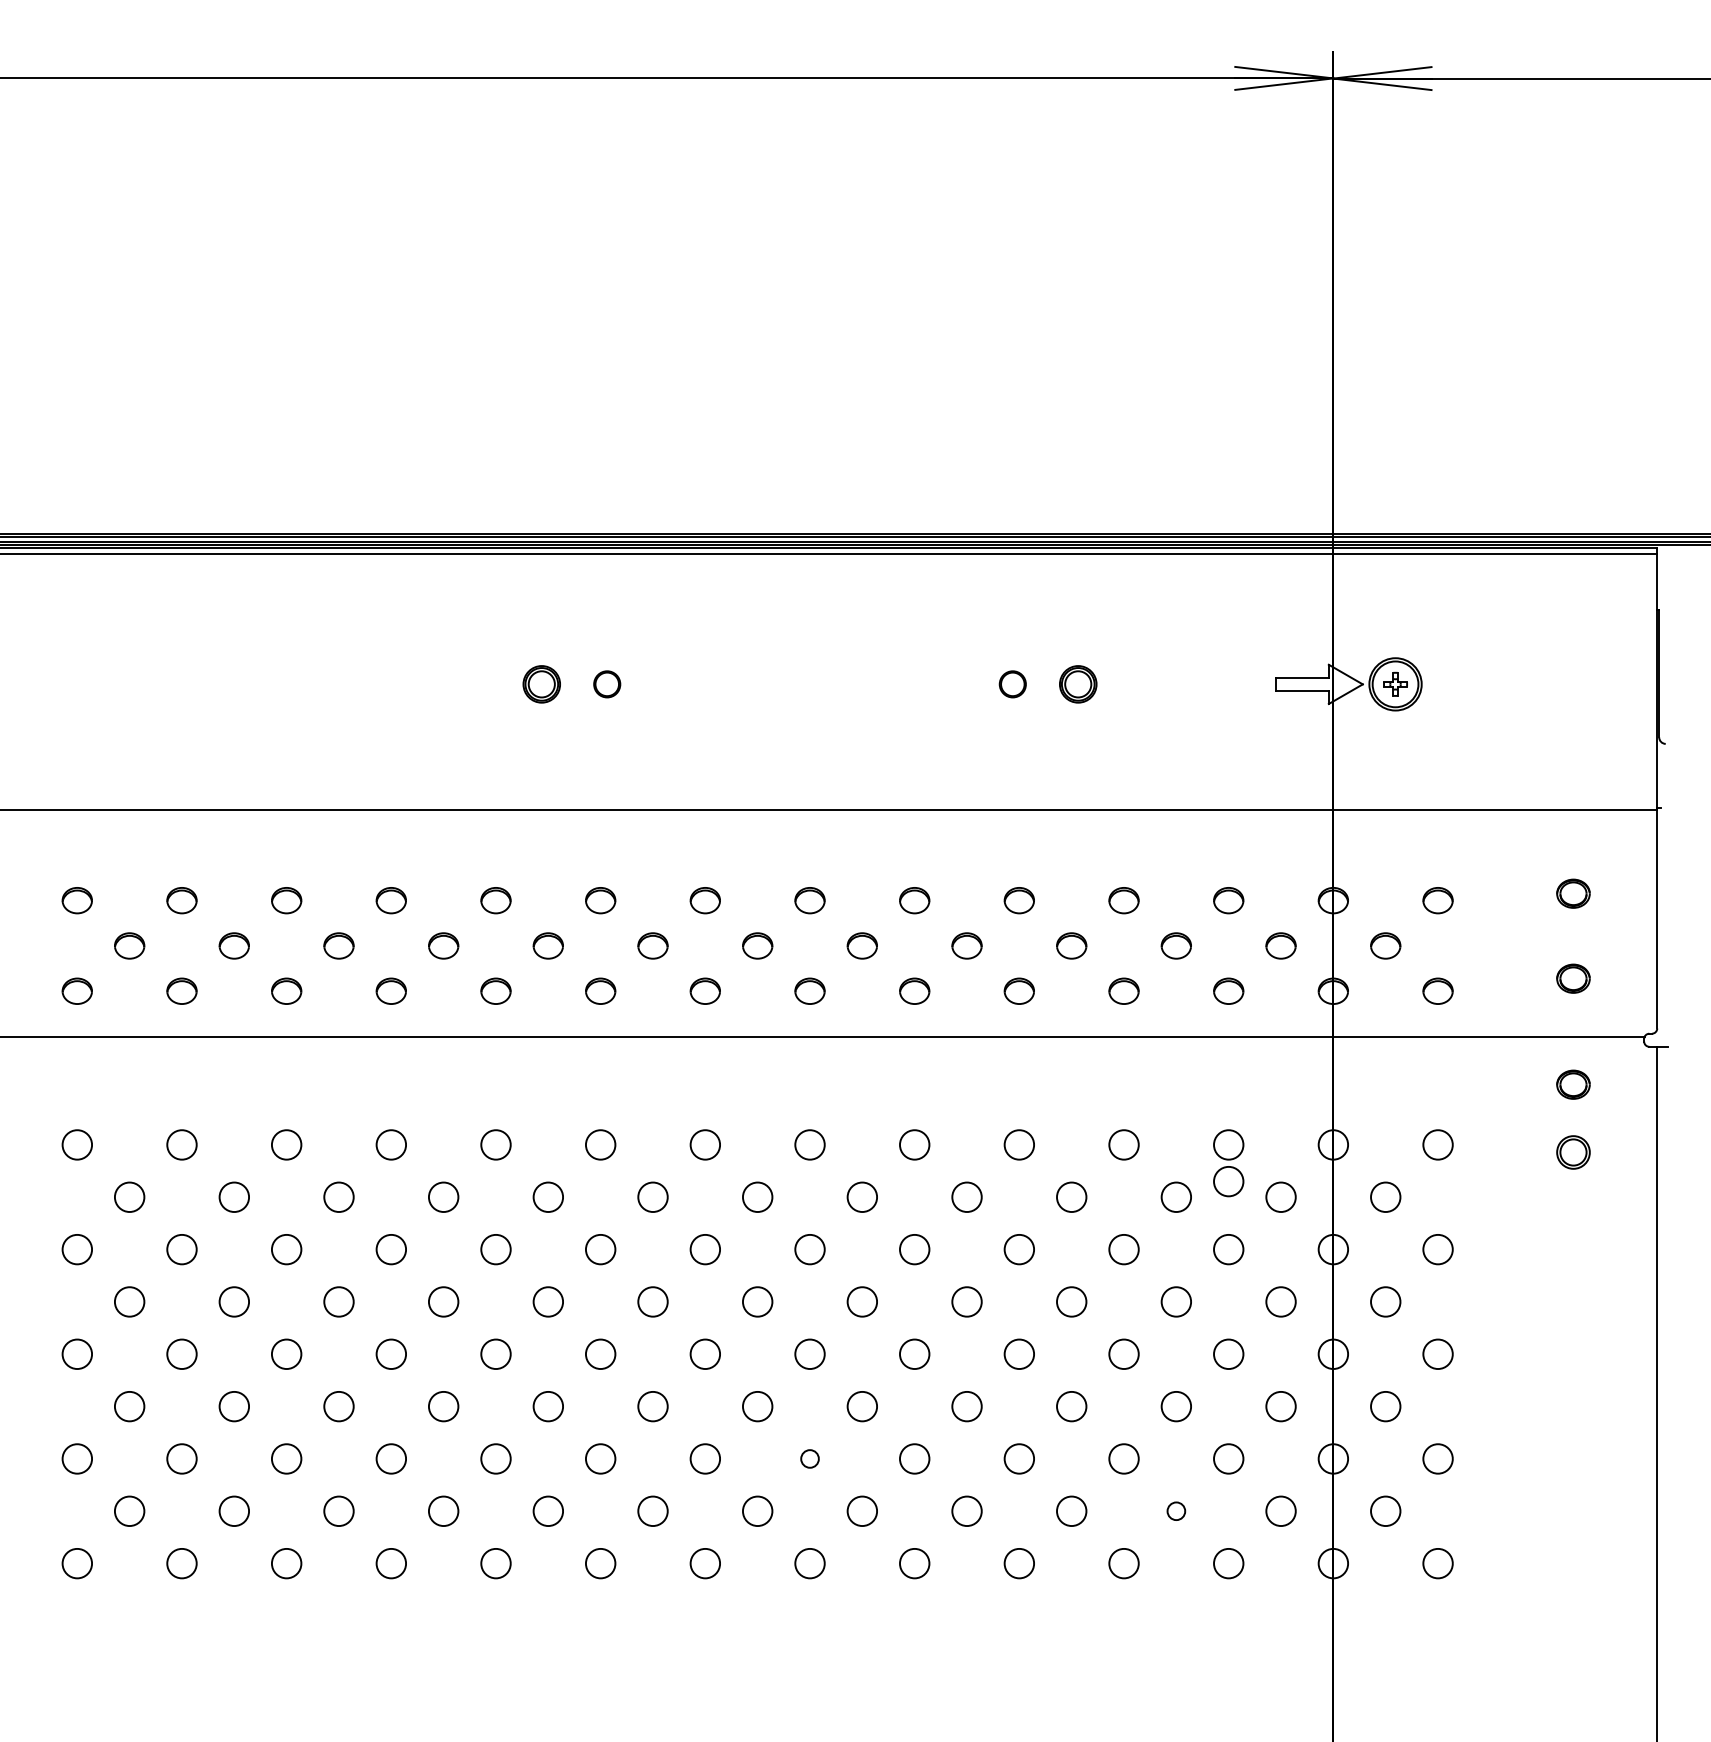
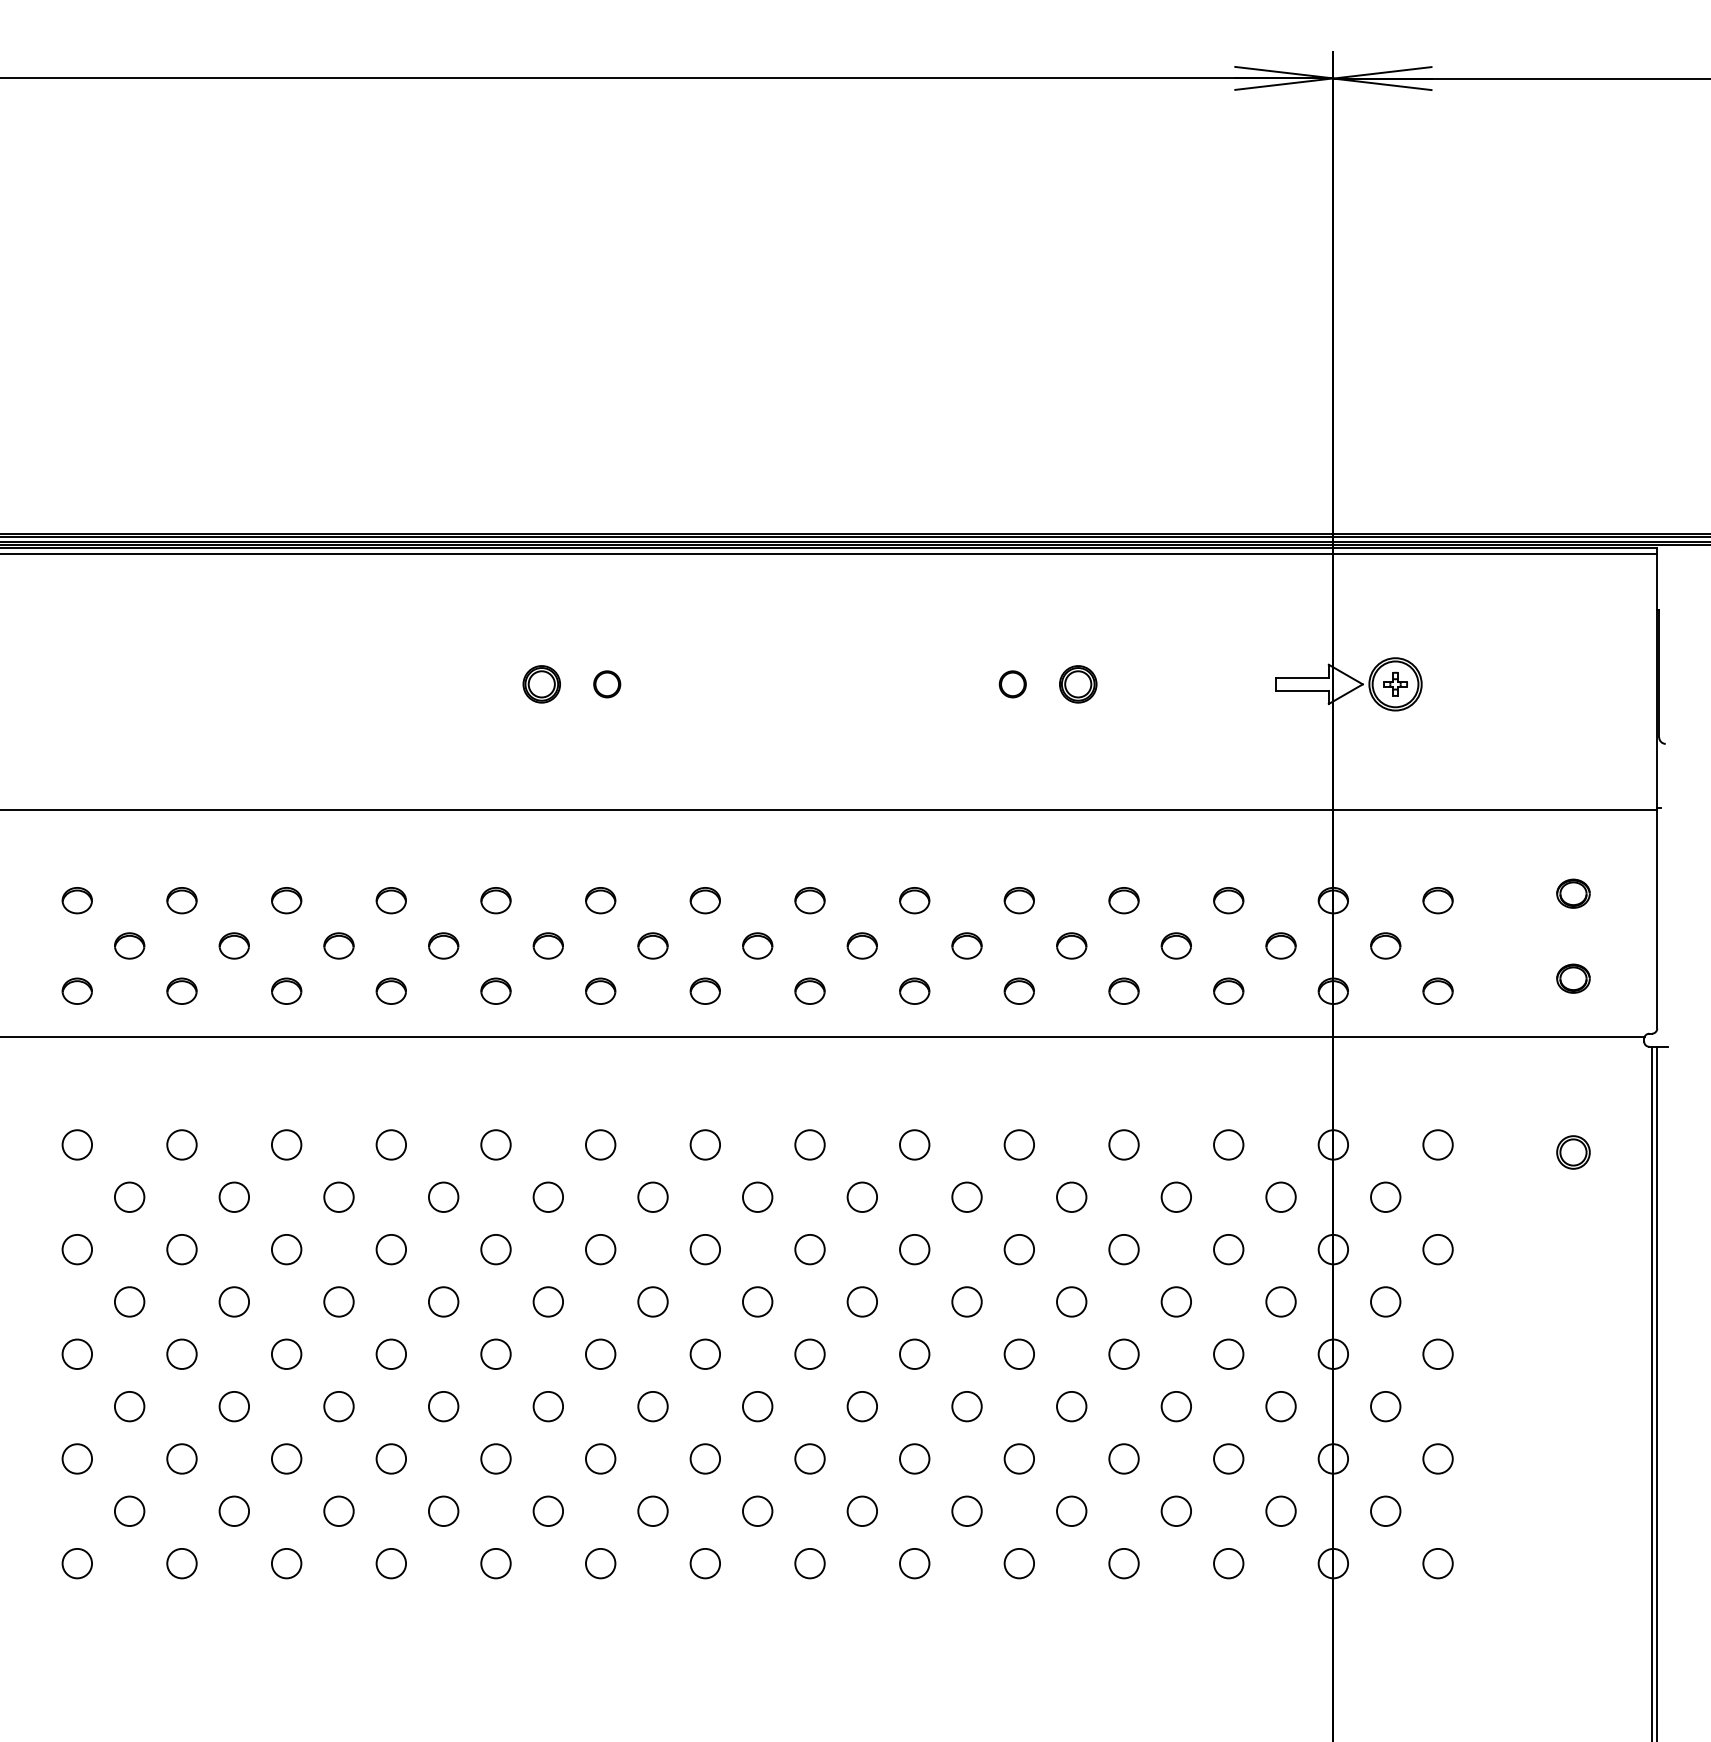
part: present -> none (1573, 1084)
circle: present -> none (1228, 1181)
line: none -> present (1652, 1392)
circle diameter: 18 px -> 29 px (809, 1458)
circle diameter: 18 px -> 29 px (1176, 1511)
